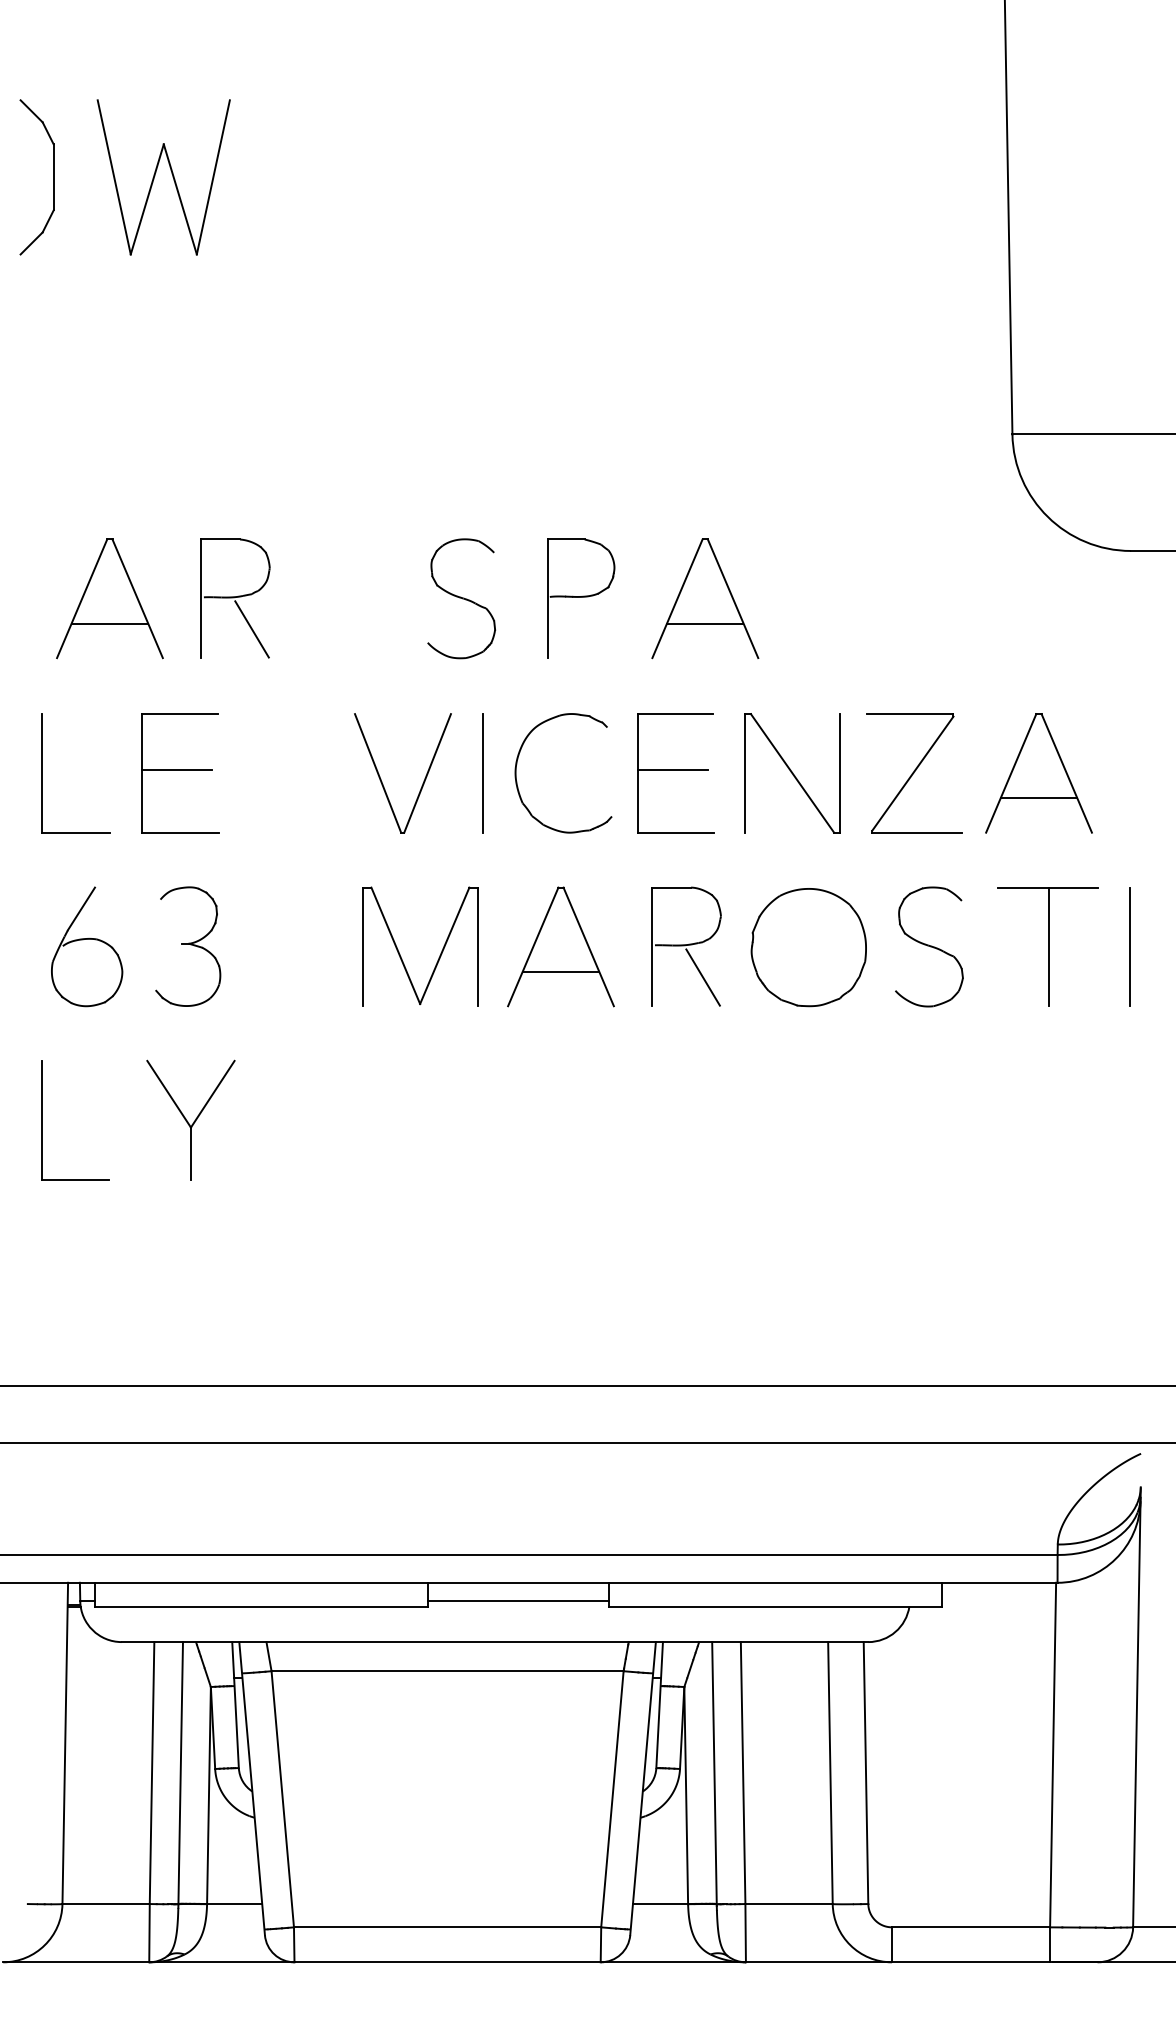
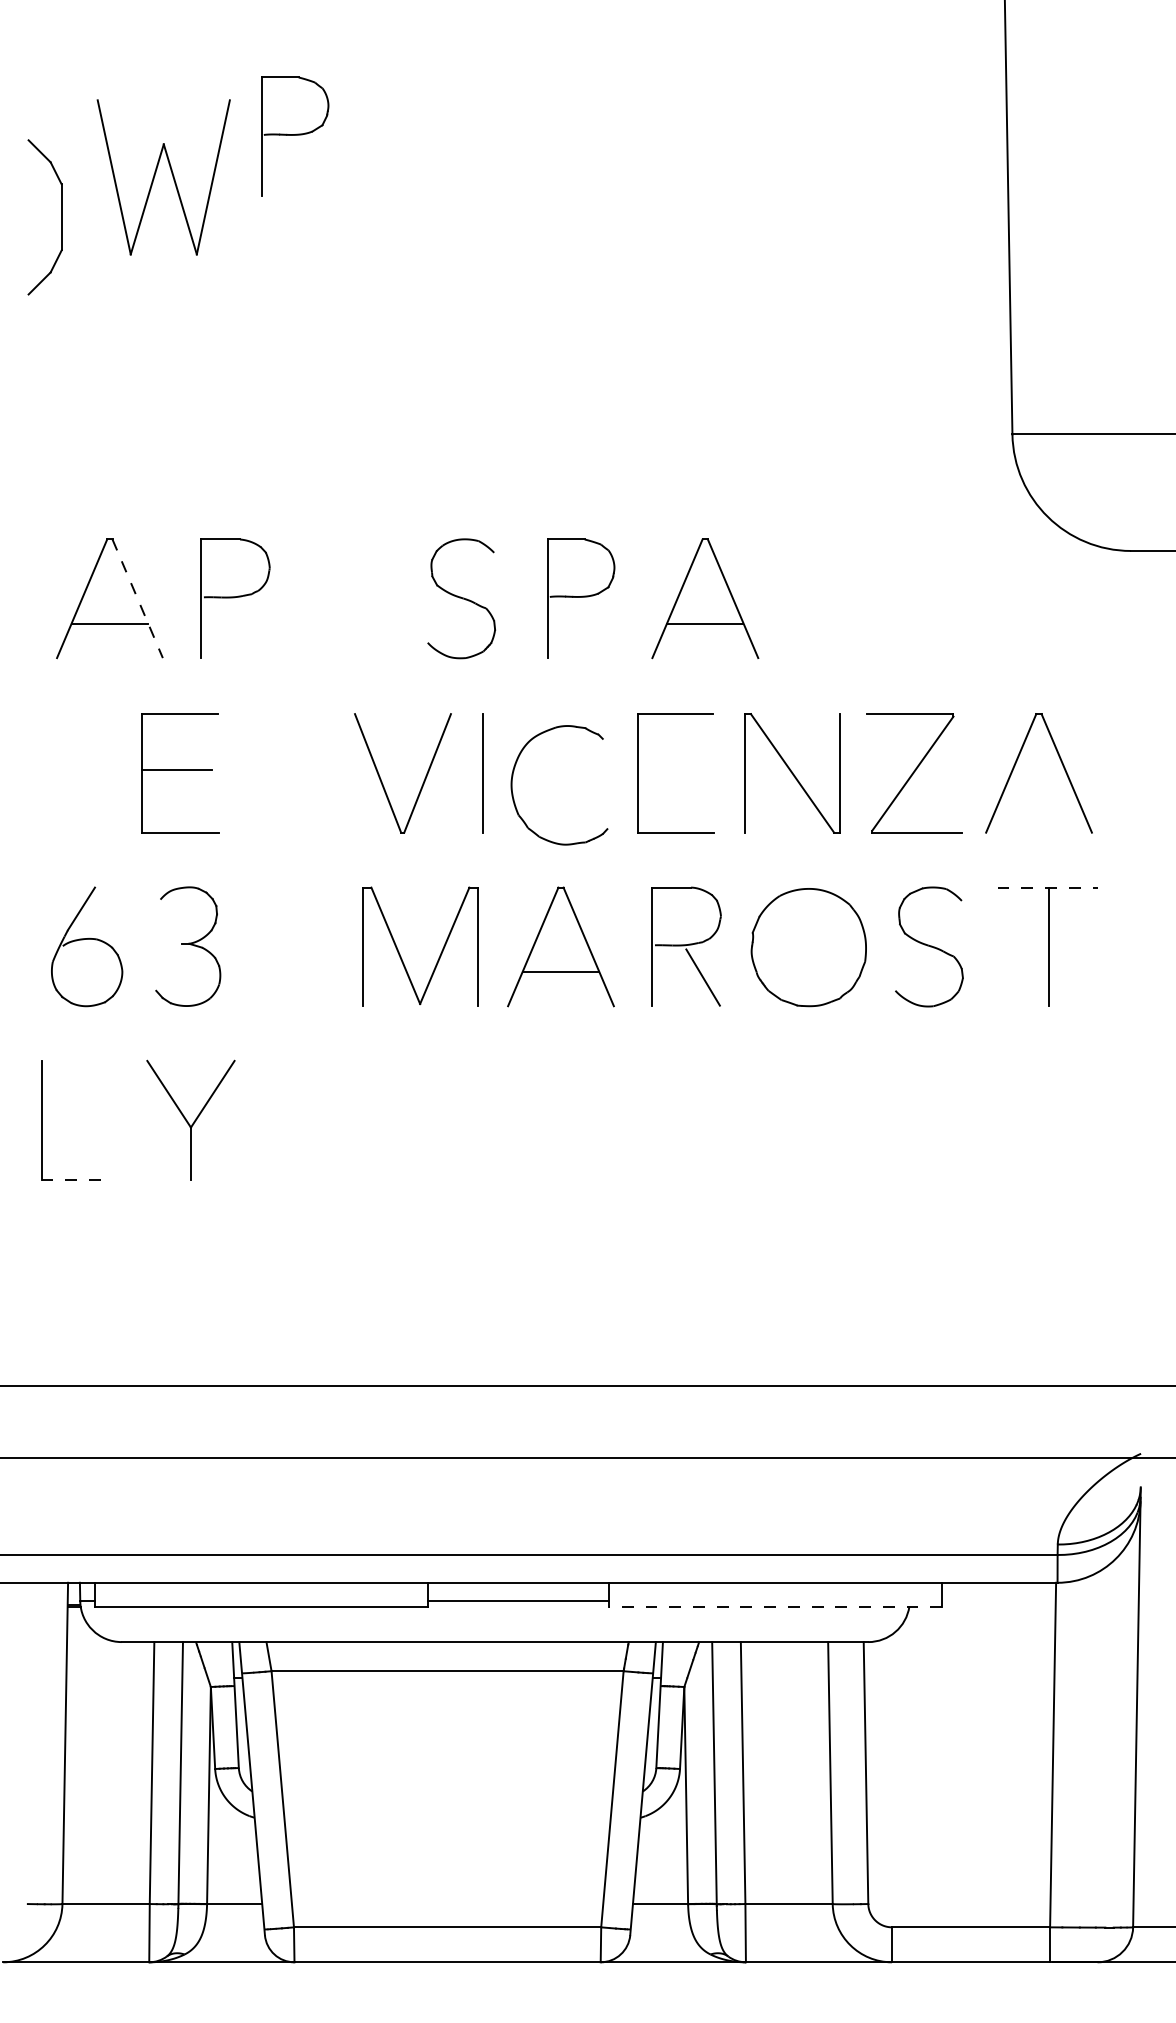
part: none -> present (295, 136)
part position: (53, 177) -> (61, 217) (61, 217)
line: solid -> dashed (137, 599)
line: present -> none (251, 629)
line: present -> none (672, 770)
part: present -> none (42, 773)
part position: (517, 781) -> (513, 793) (513, 793)
line: present -> none (1038, 798)
line: solid -> dashed (1048, 887)
line: present -> none (1129, 946)
line: solid -> dashed (75, 1179)
line position: (587, 1442) -> (587, 1457) (587, 1457)
line: solid -> dashed (775, 1606)
